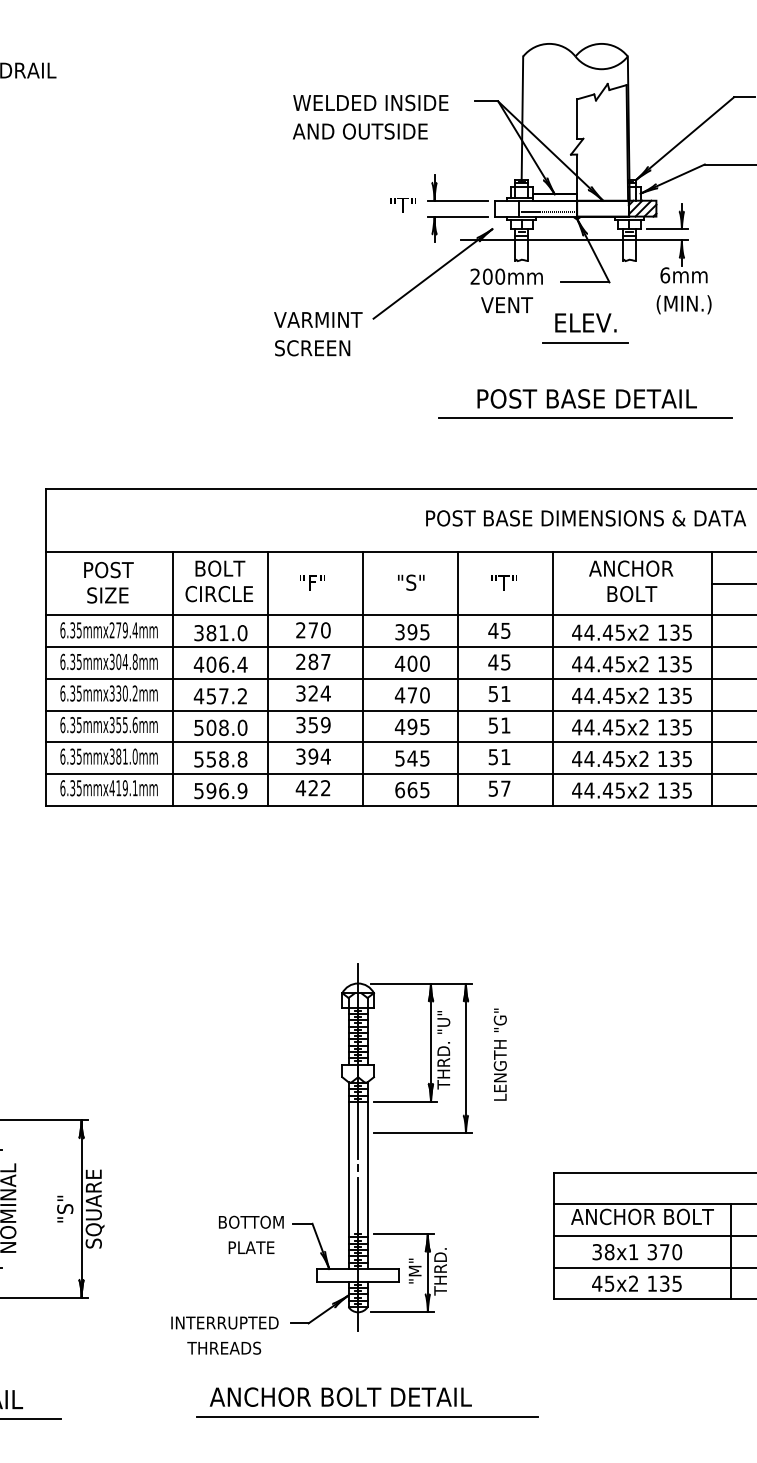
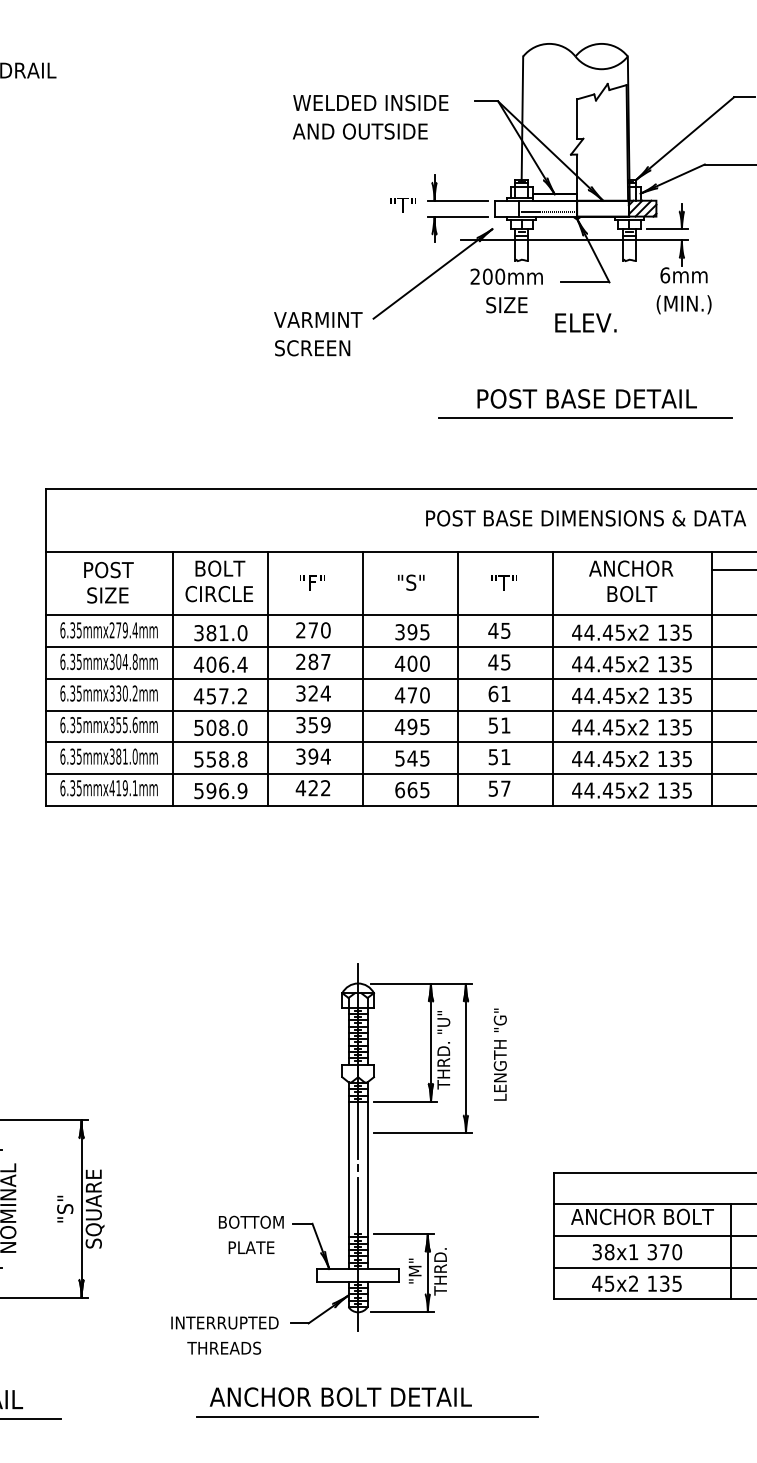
text: VENT -> SIZE (507, 305)
line: present -> none (585, 342)
line position: (732, 583) -> (732, 569) (732, 569)
text: 51 -> 61 (493, 693)
